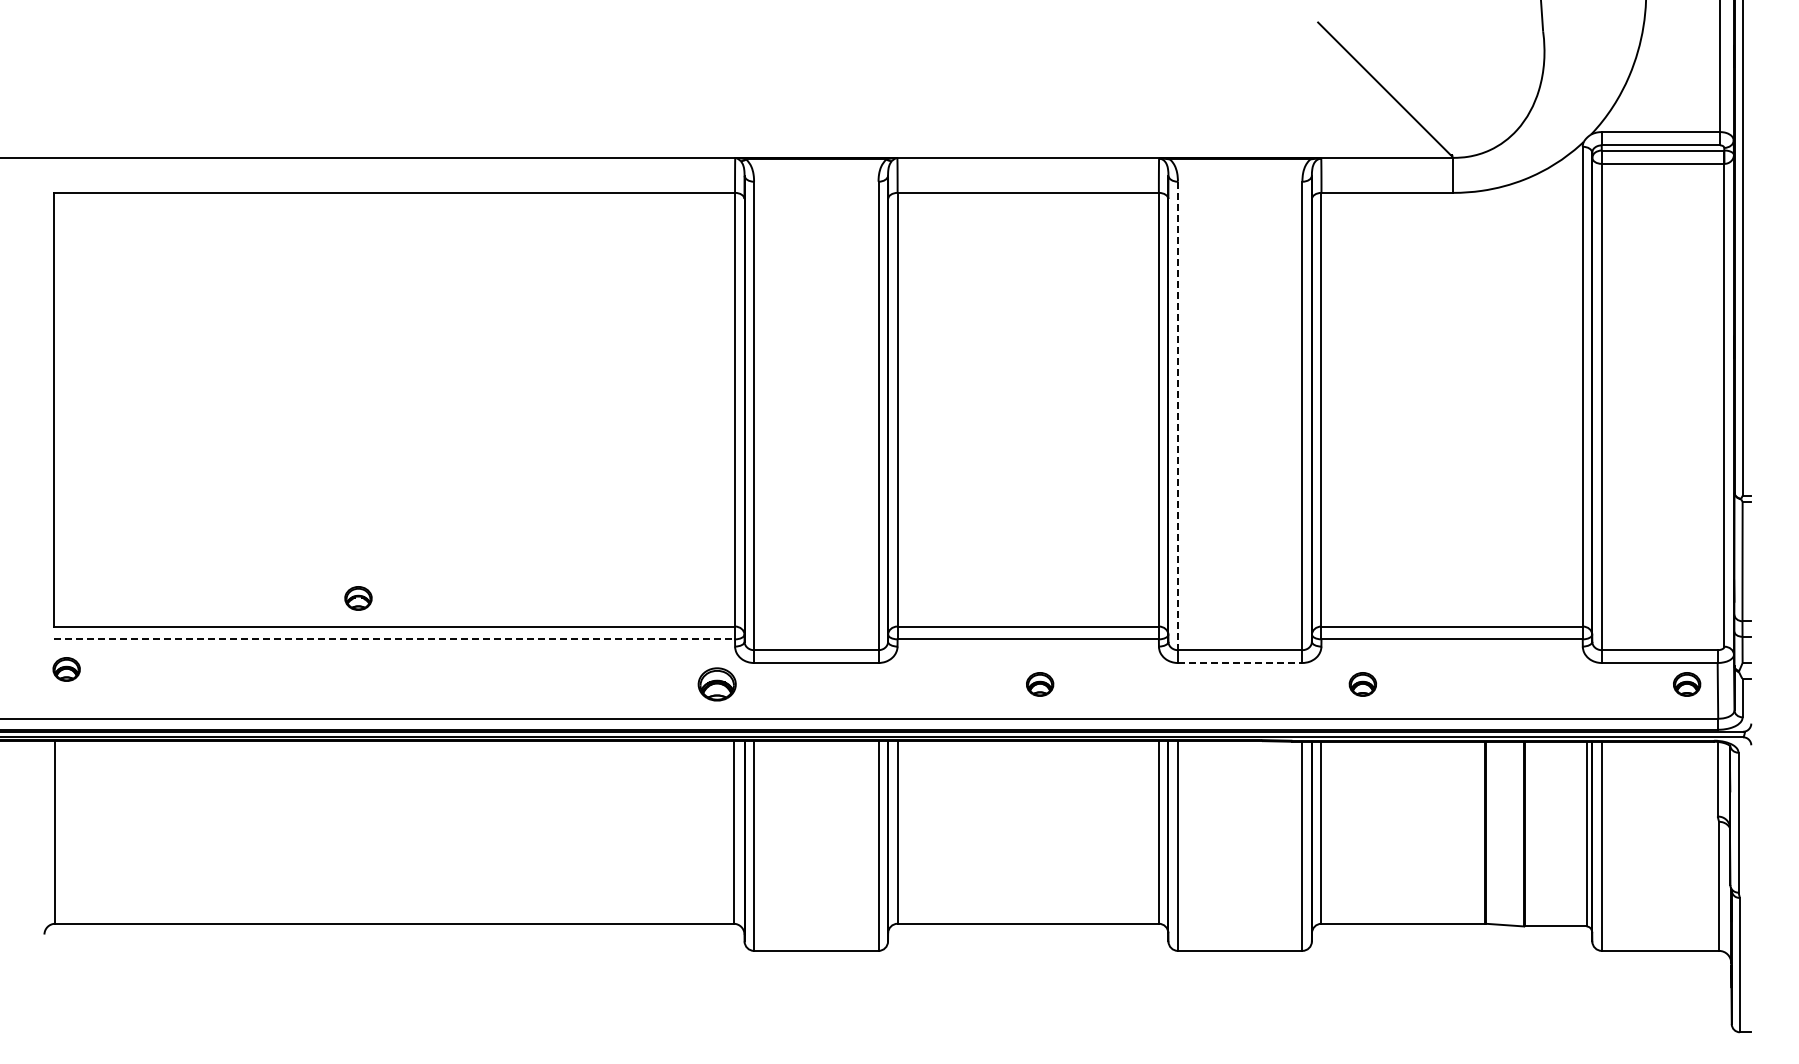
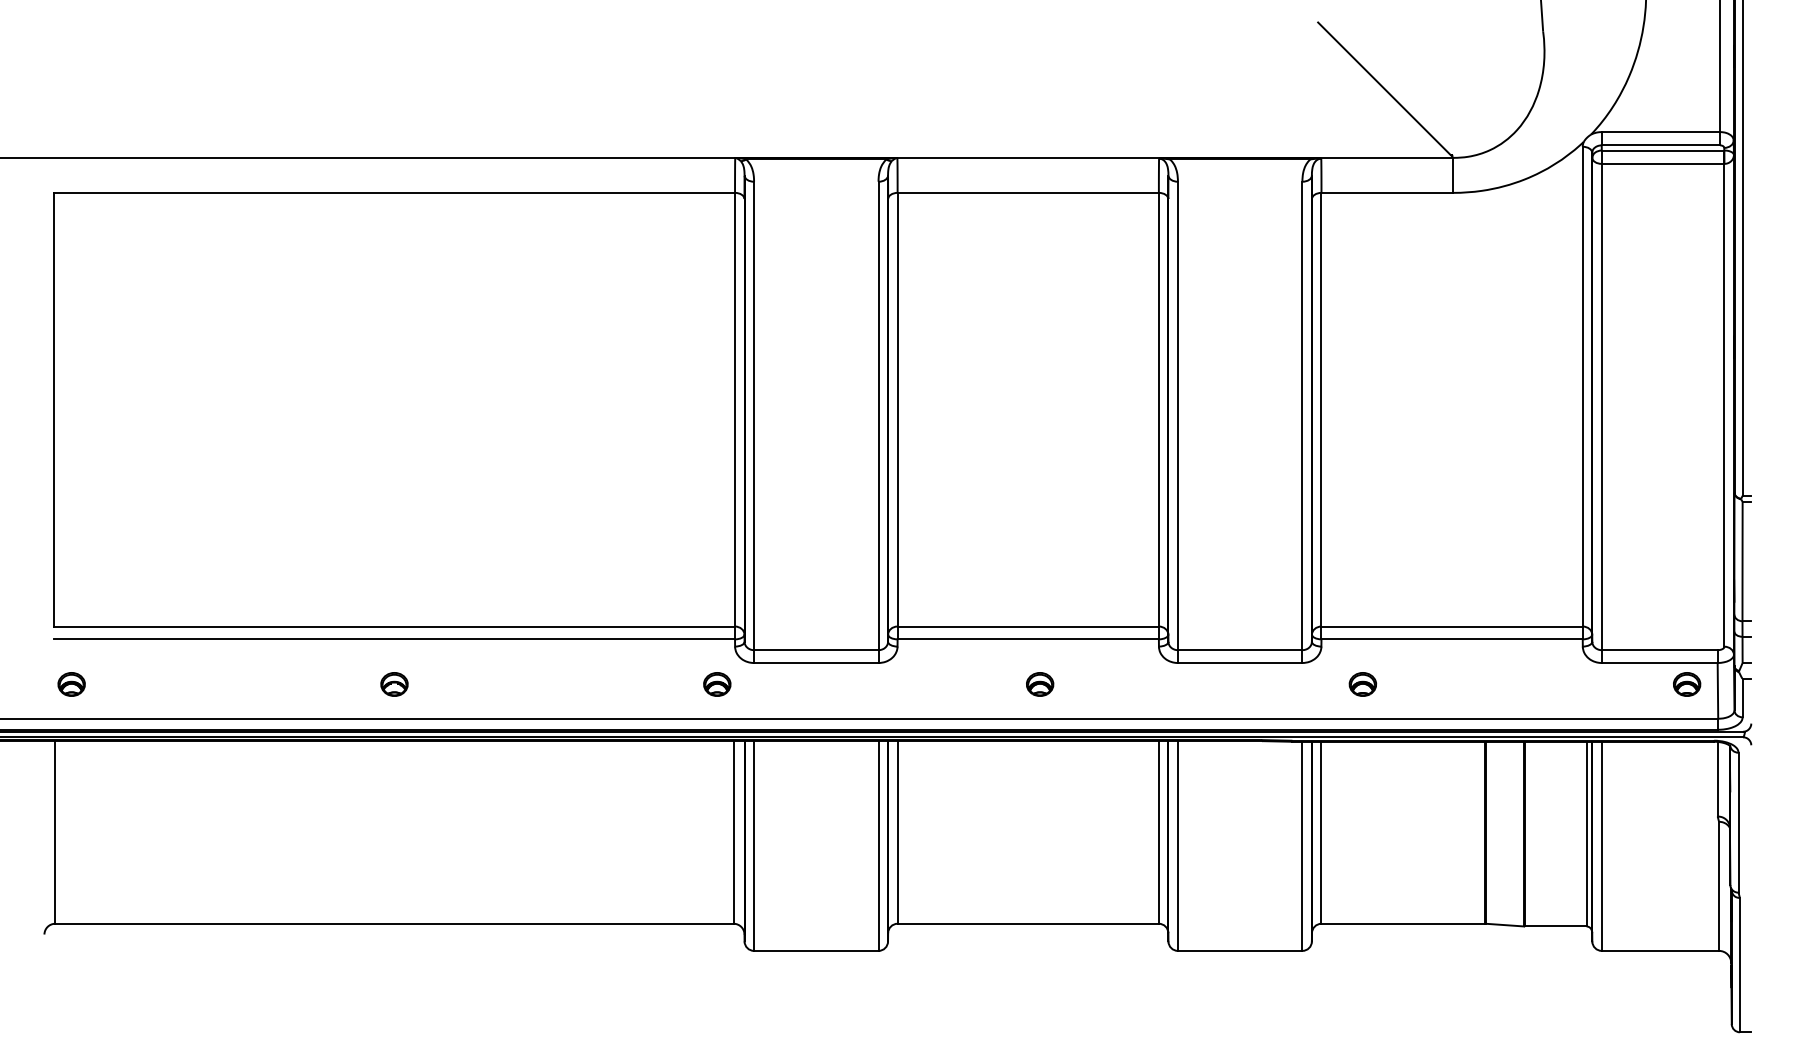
line: dashed -> solid (1177, 416)
part position: (358, 598) -> (394, 684) (394, 684)
line: dashed -> solid (394, 639)
line: dashed -> solid (1240, 663)
part position: (66, 669) -> (71, 684) (71, 684)
part size: 40x35 px -> 29x25 px (717, 684)
